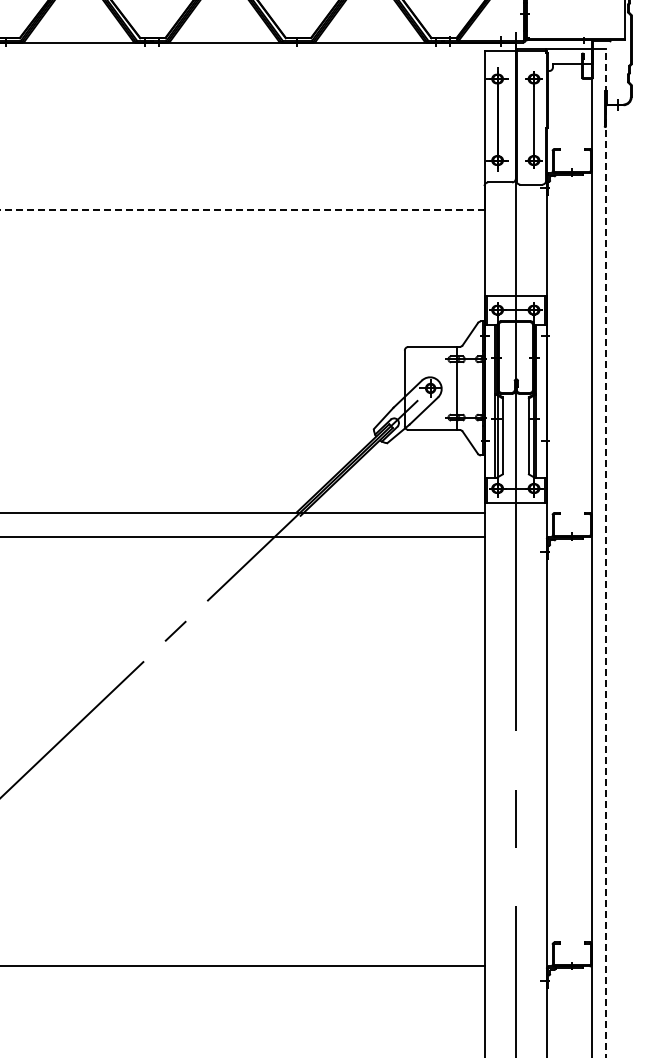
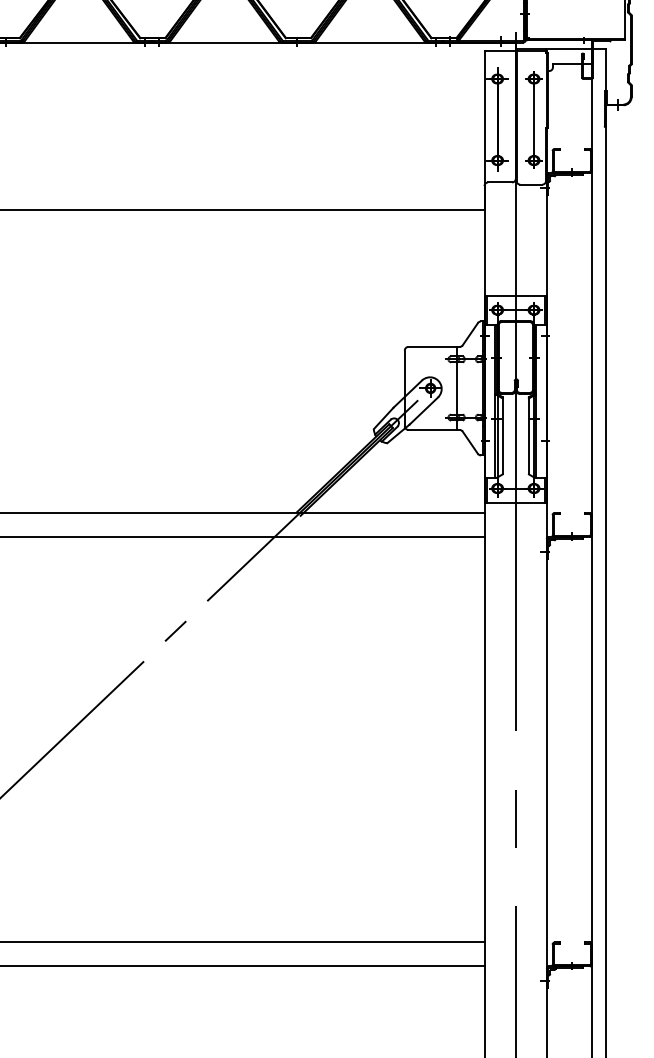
line: dashed -> solid (242, 210)
line: dashed -> solid (606, 553)
line: none -> present (243, 942)
